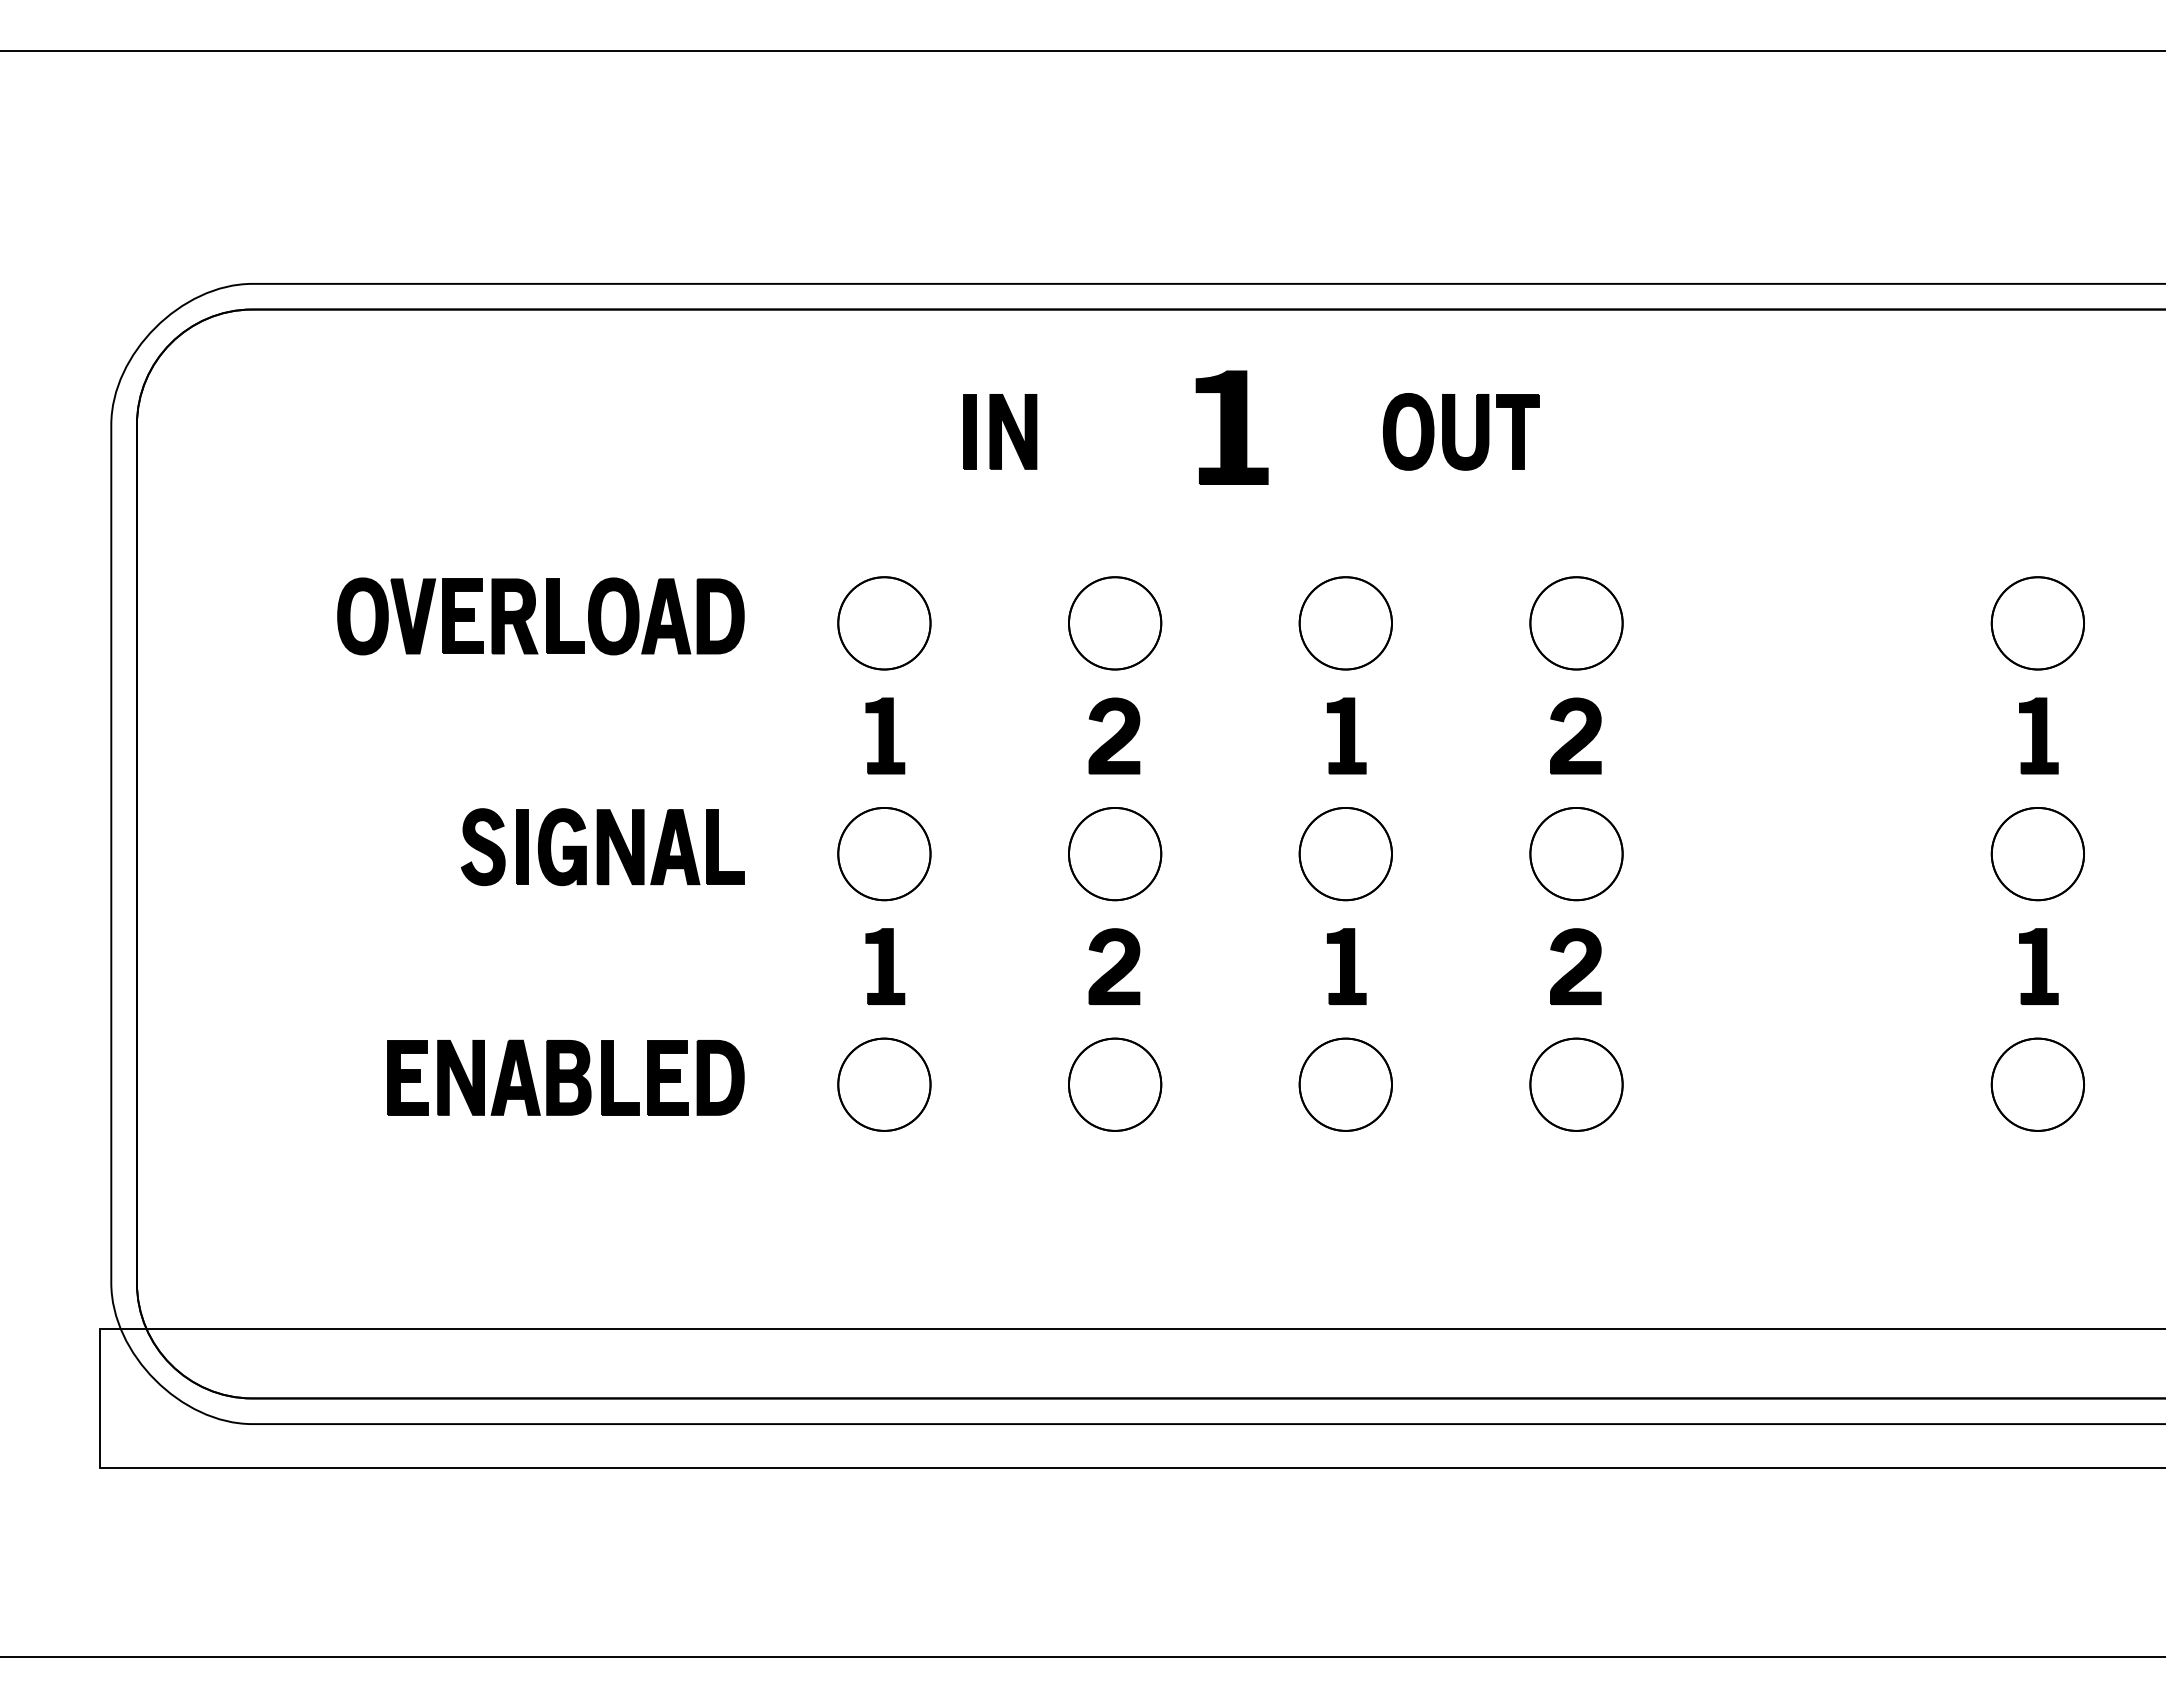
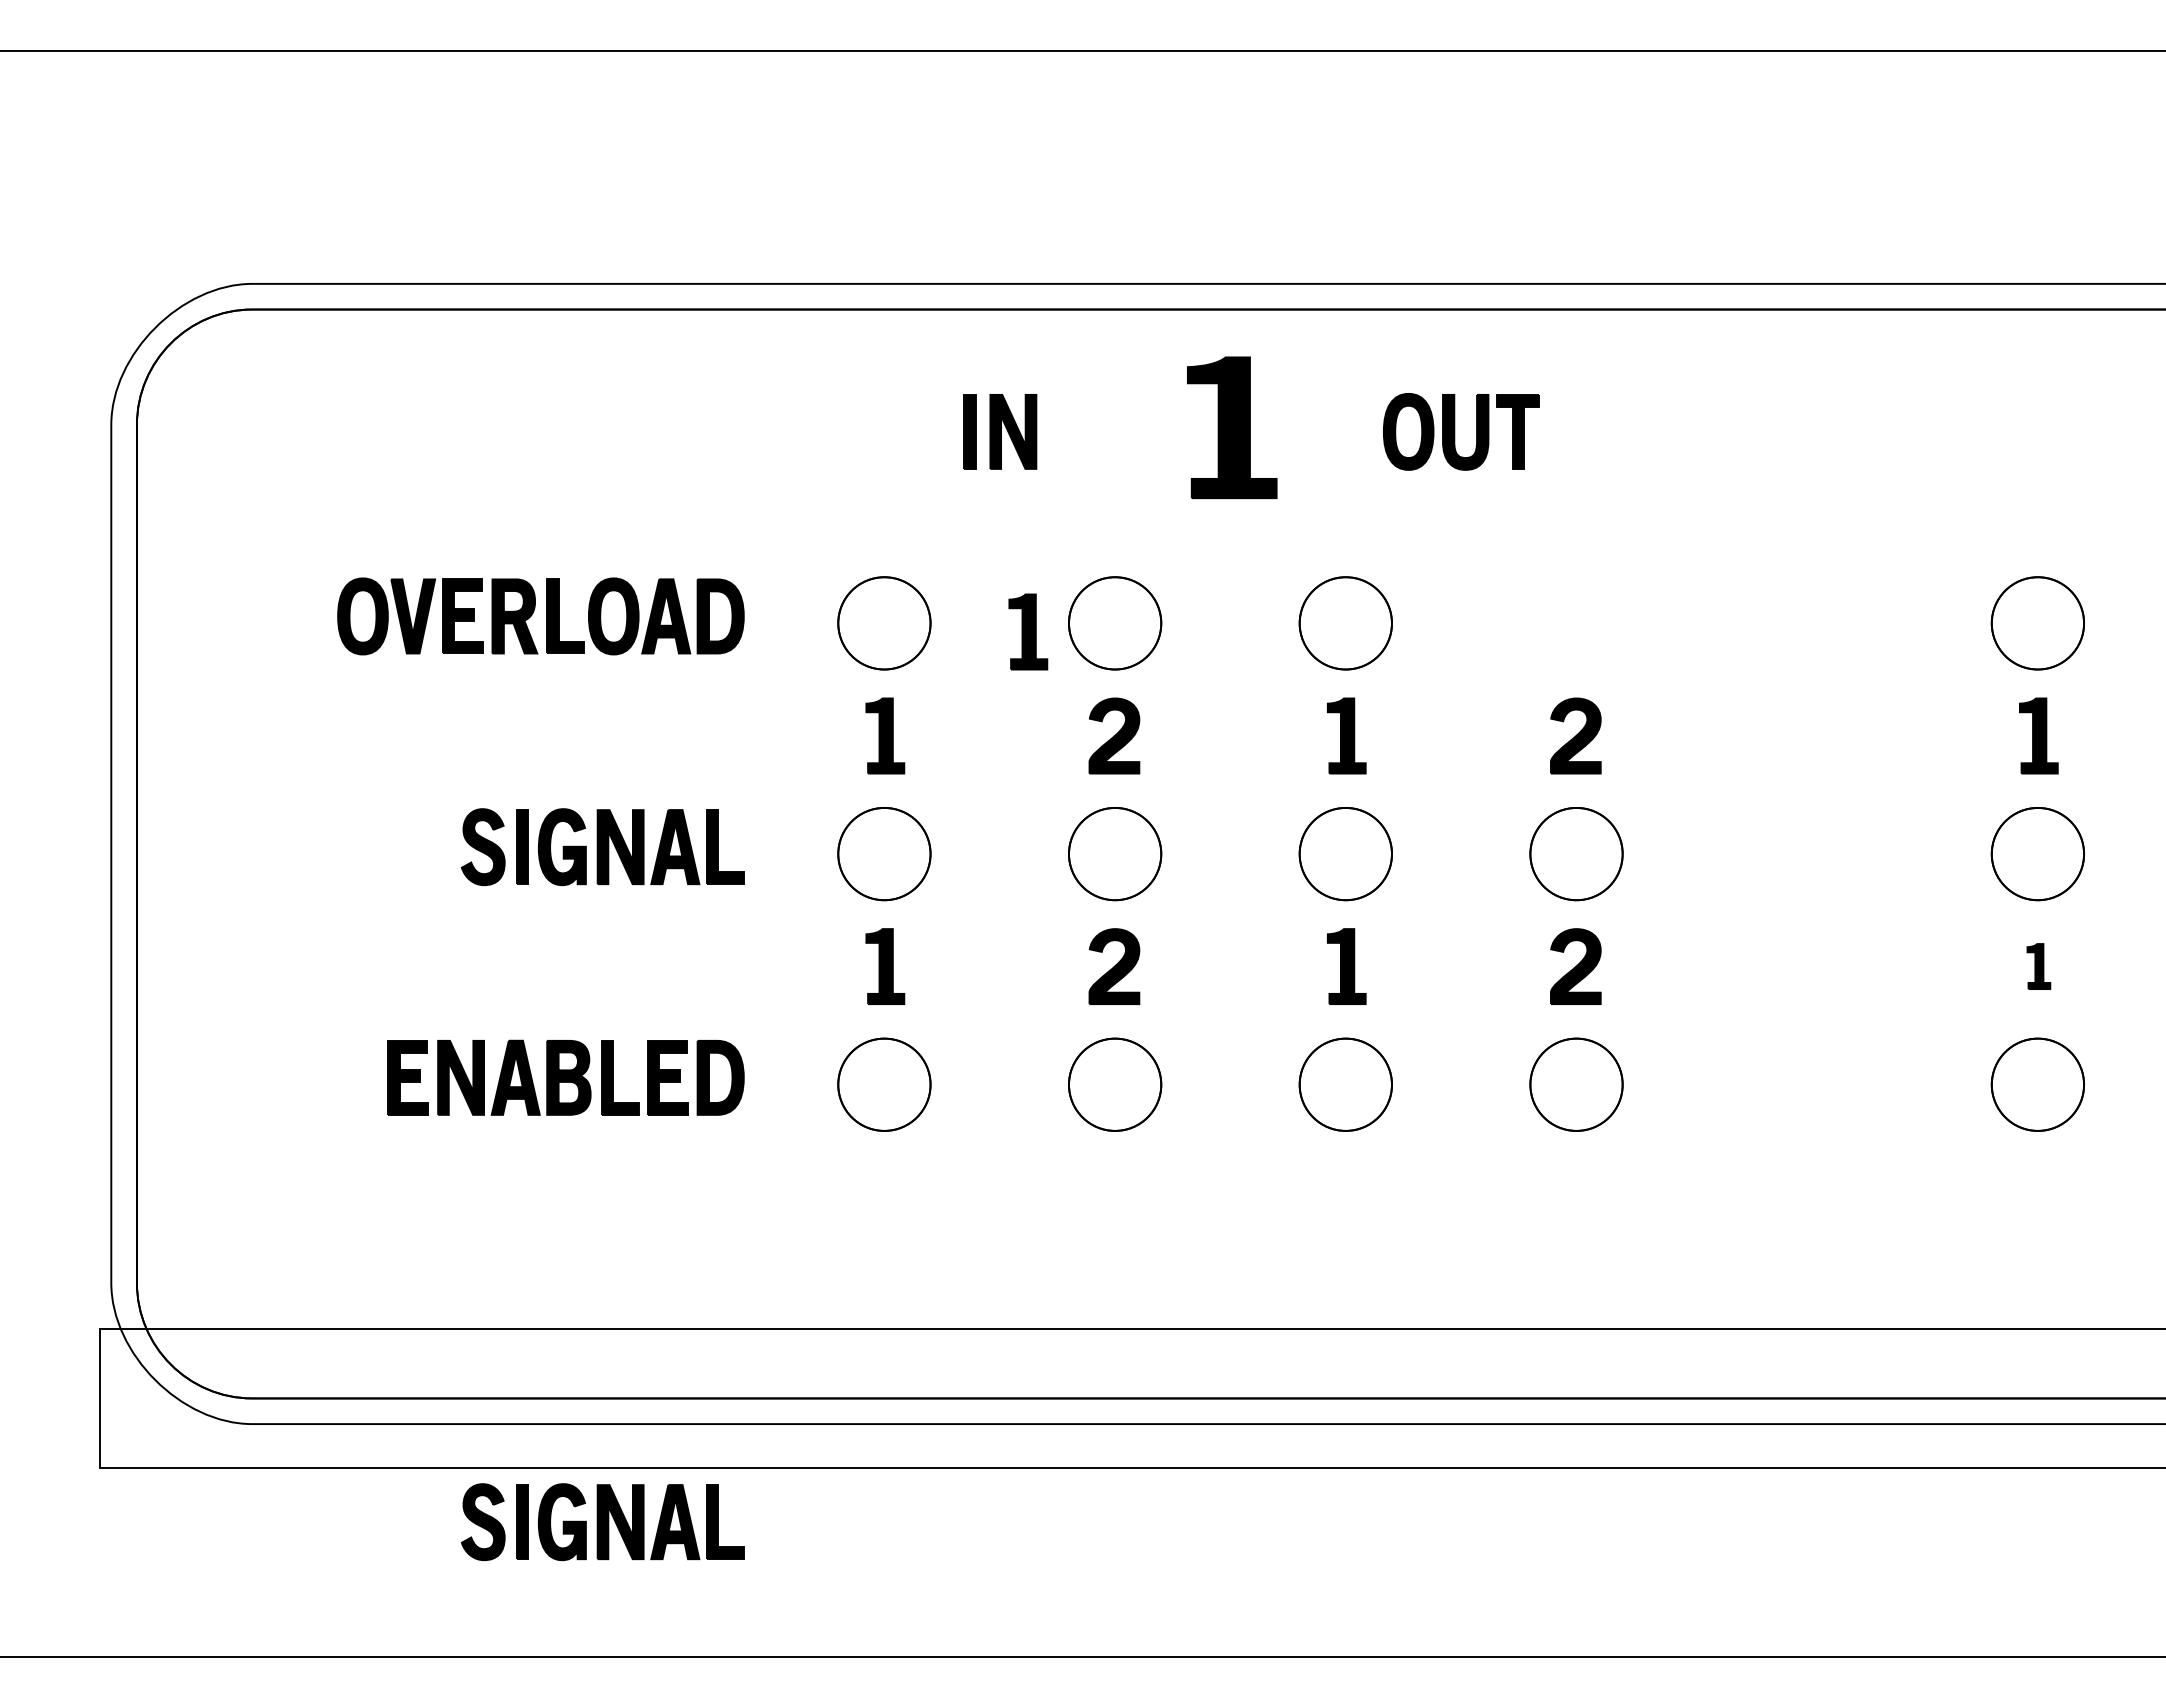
part size: 74x115 px -> 91x144 px (1232, 427)
part: present -> none (1576, 623)
part: none -> present (1028, 631)
part size: 40x77 px -> 26x47 px (2038, 966)
part: none -> present (602, 1522)
